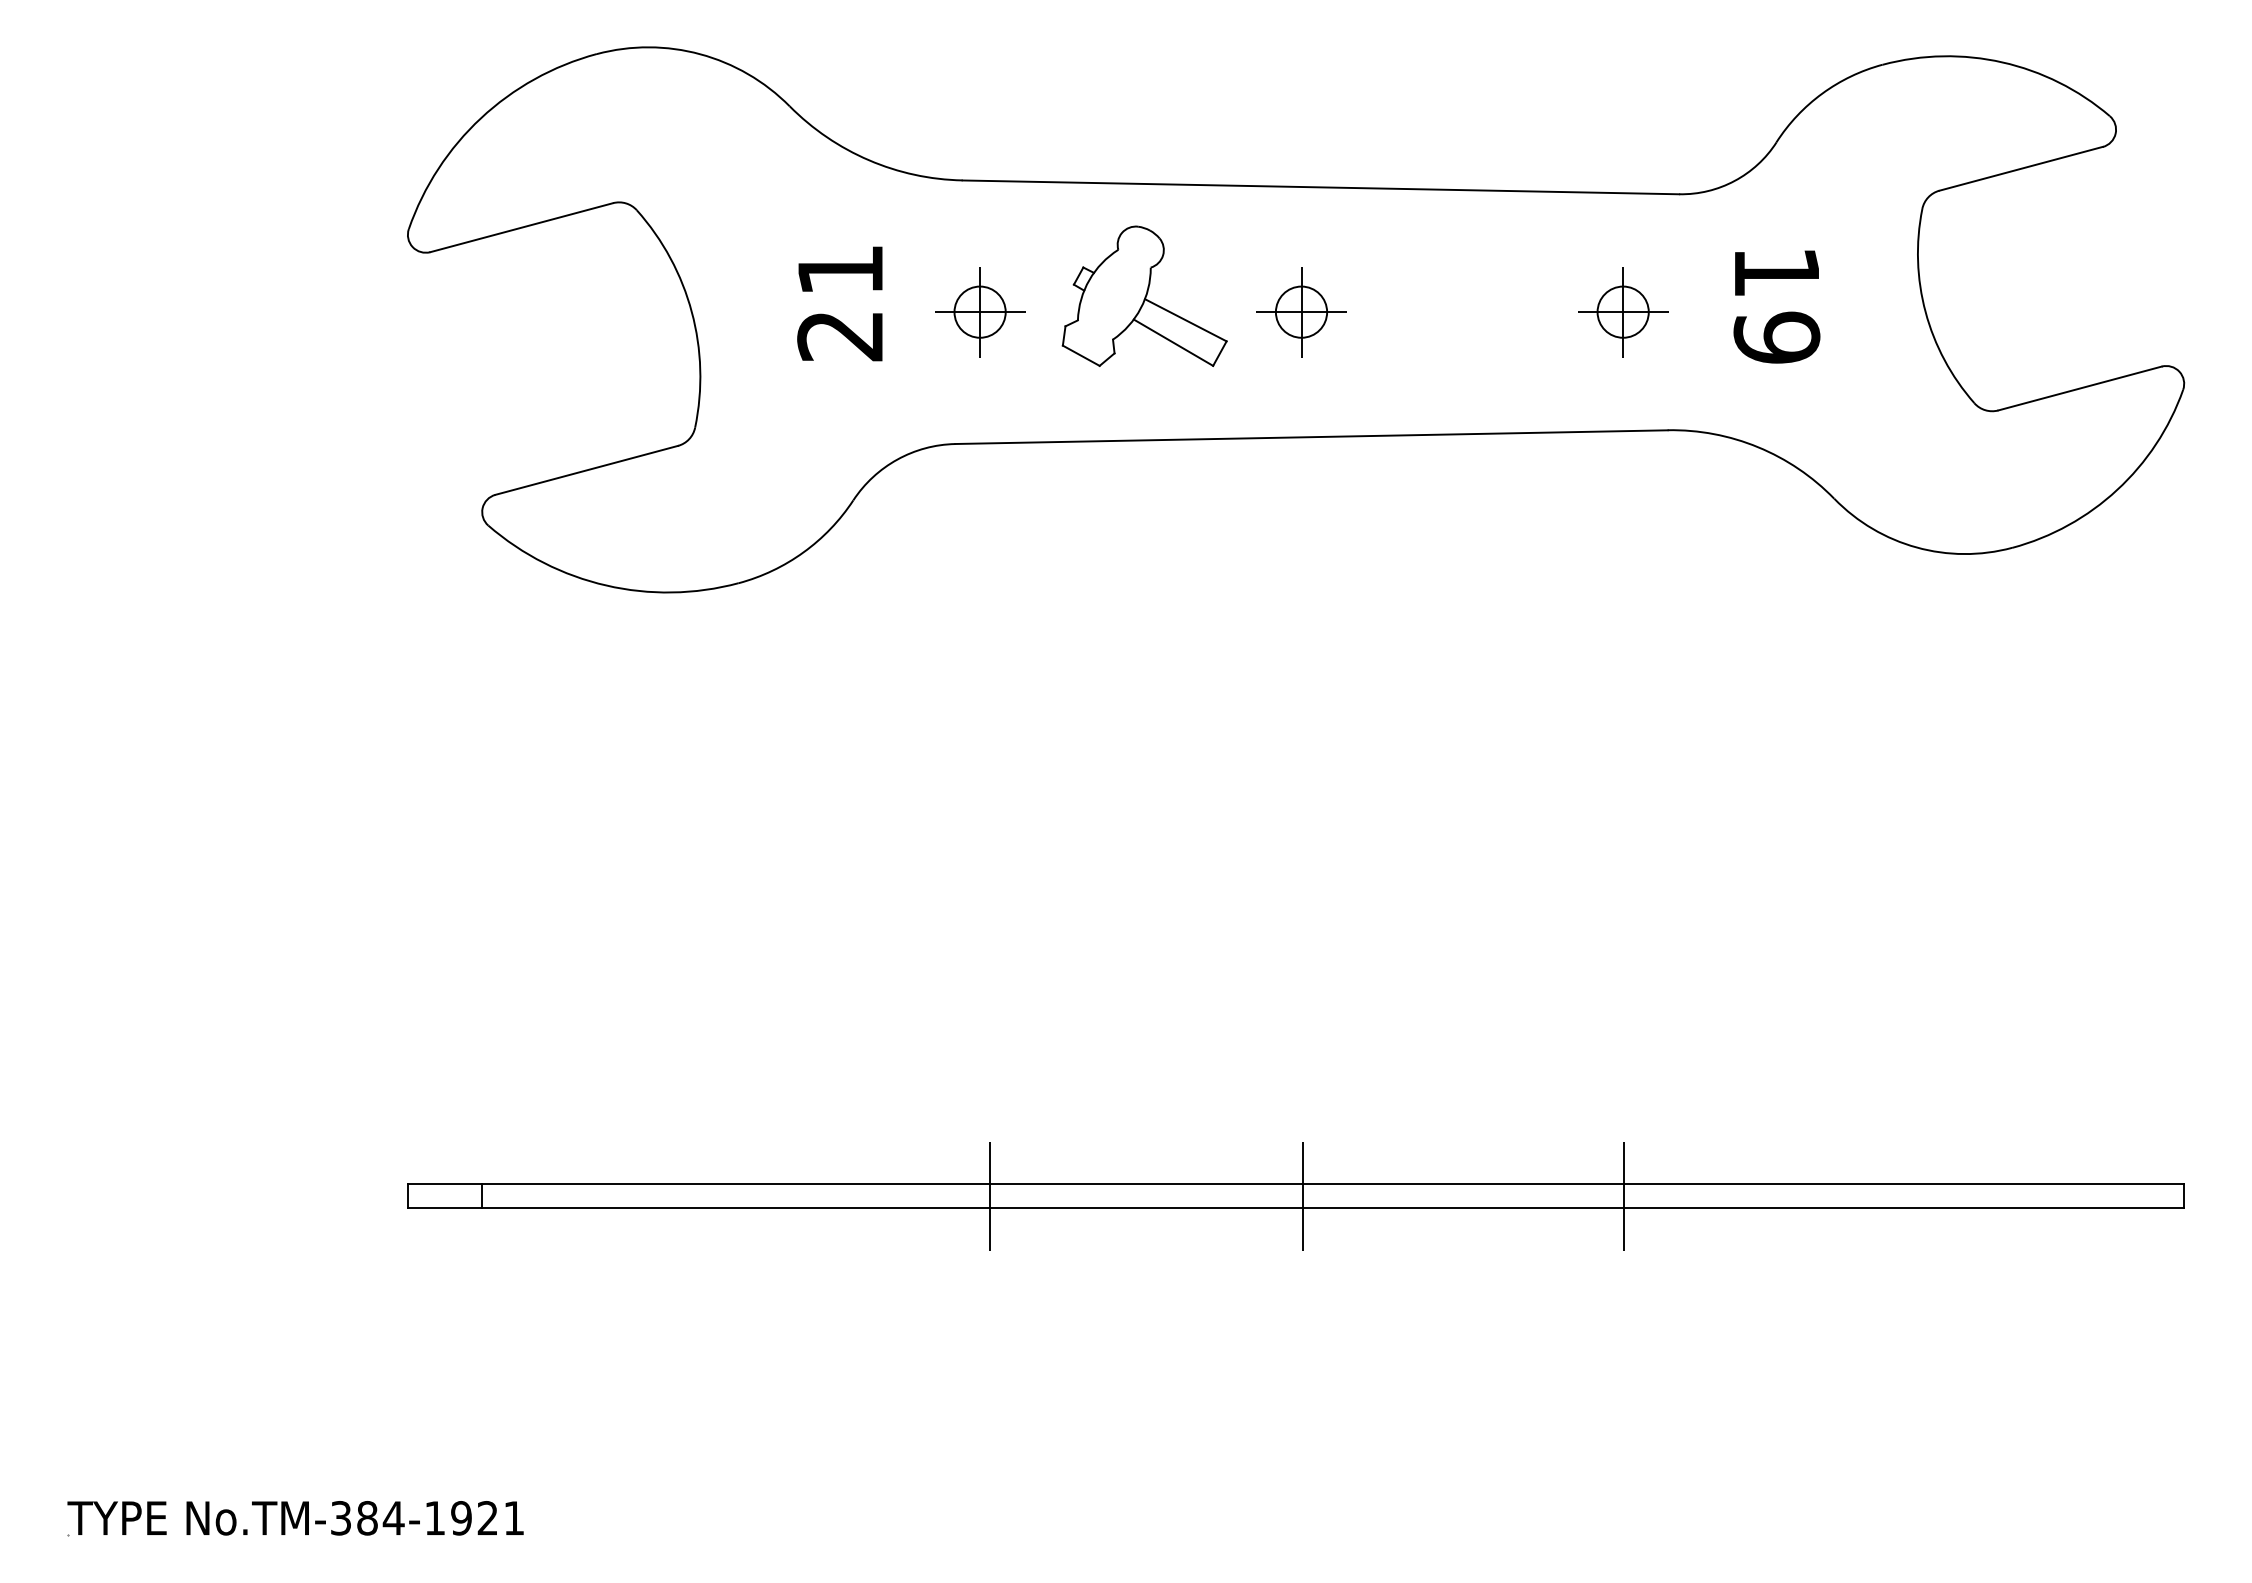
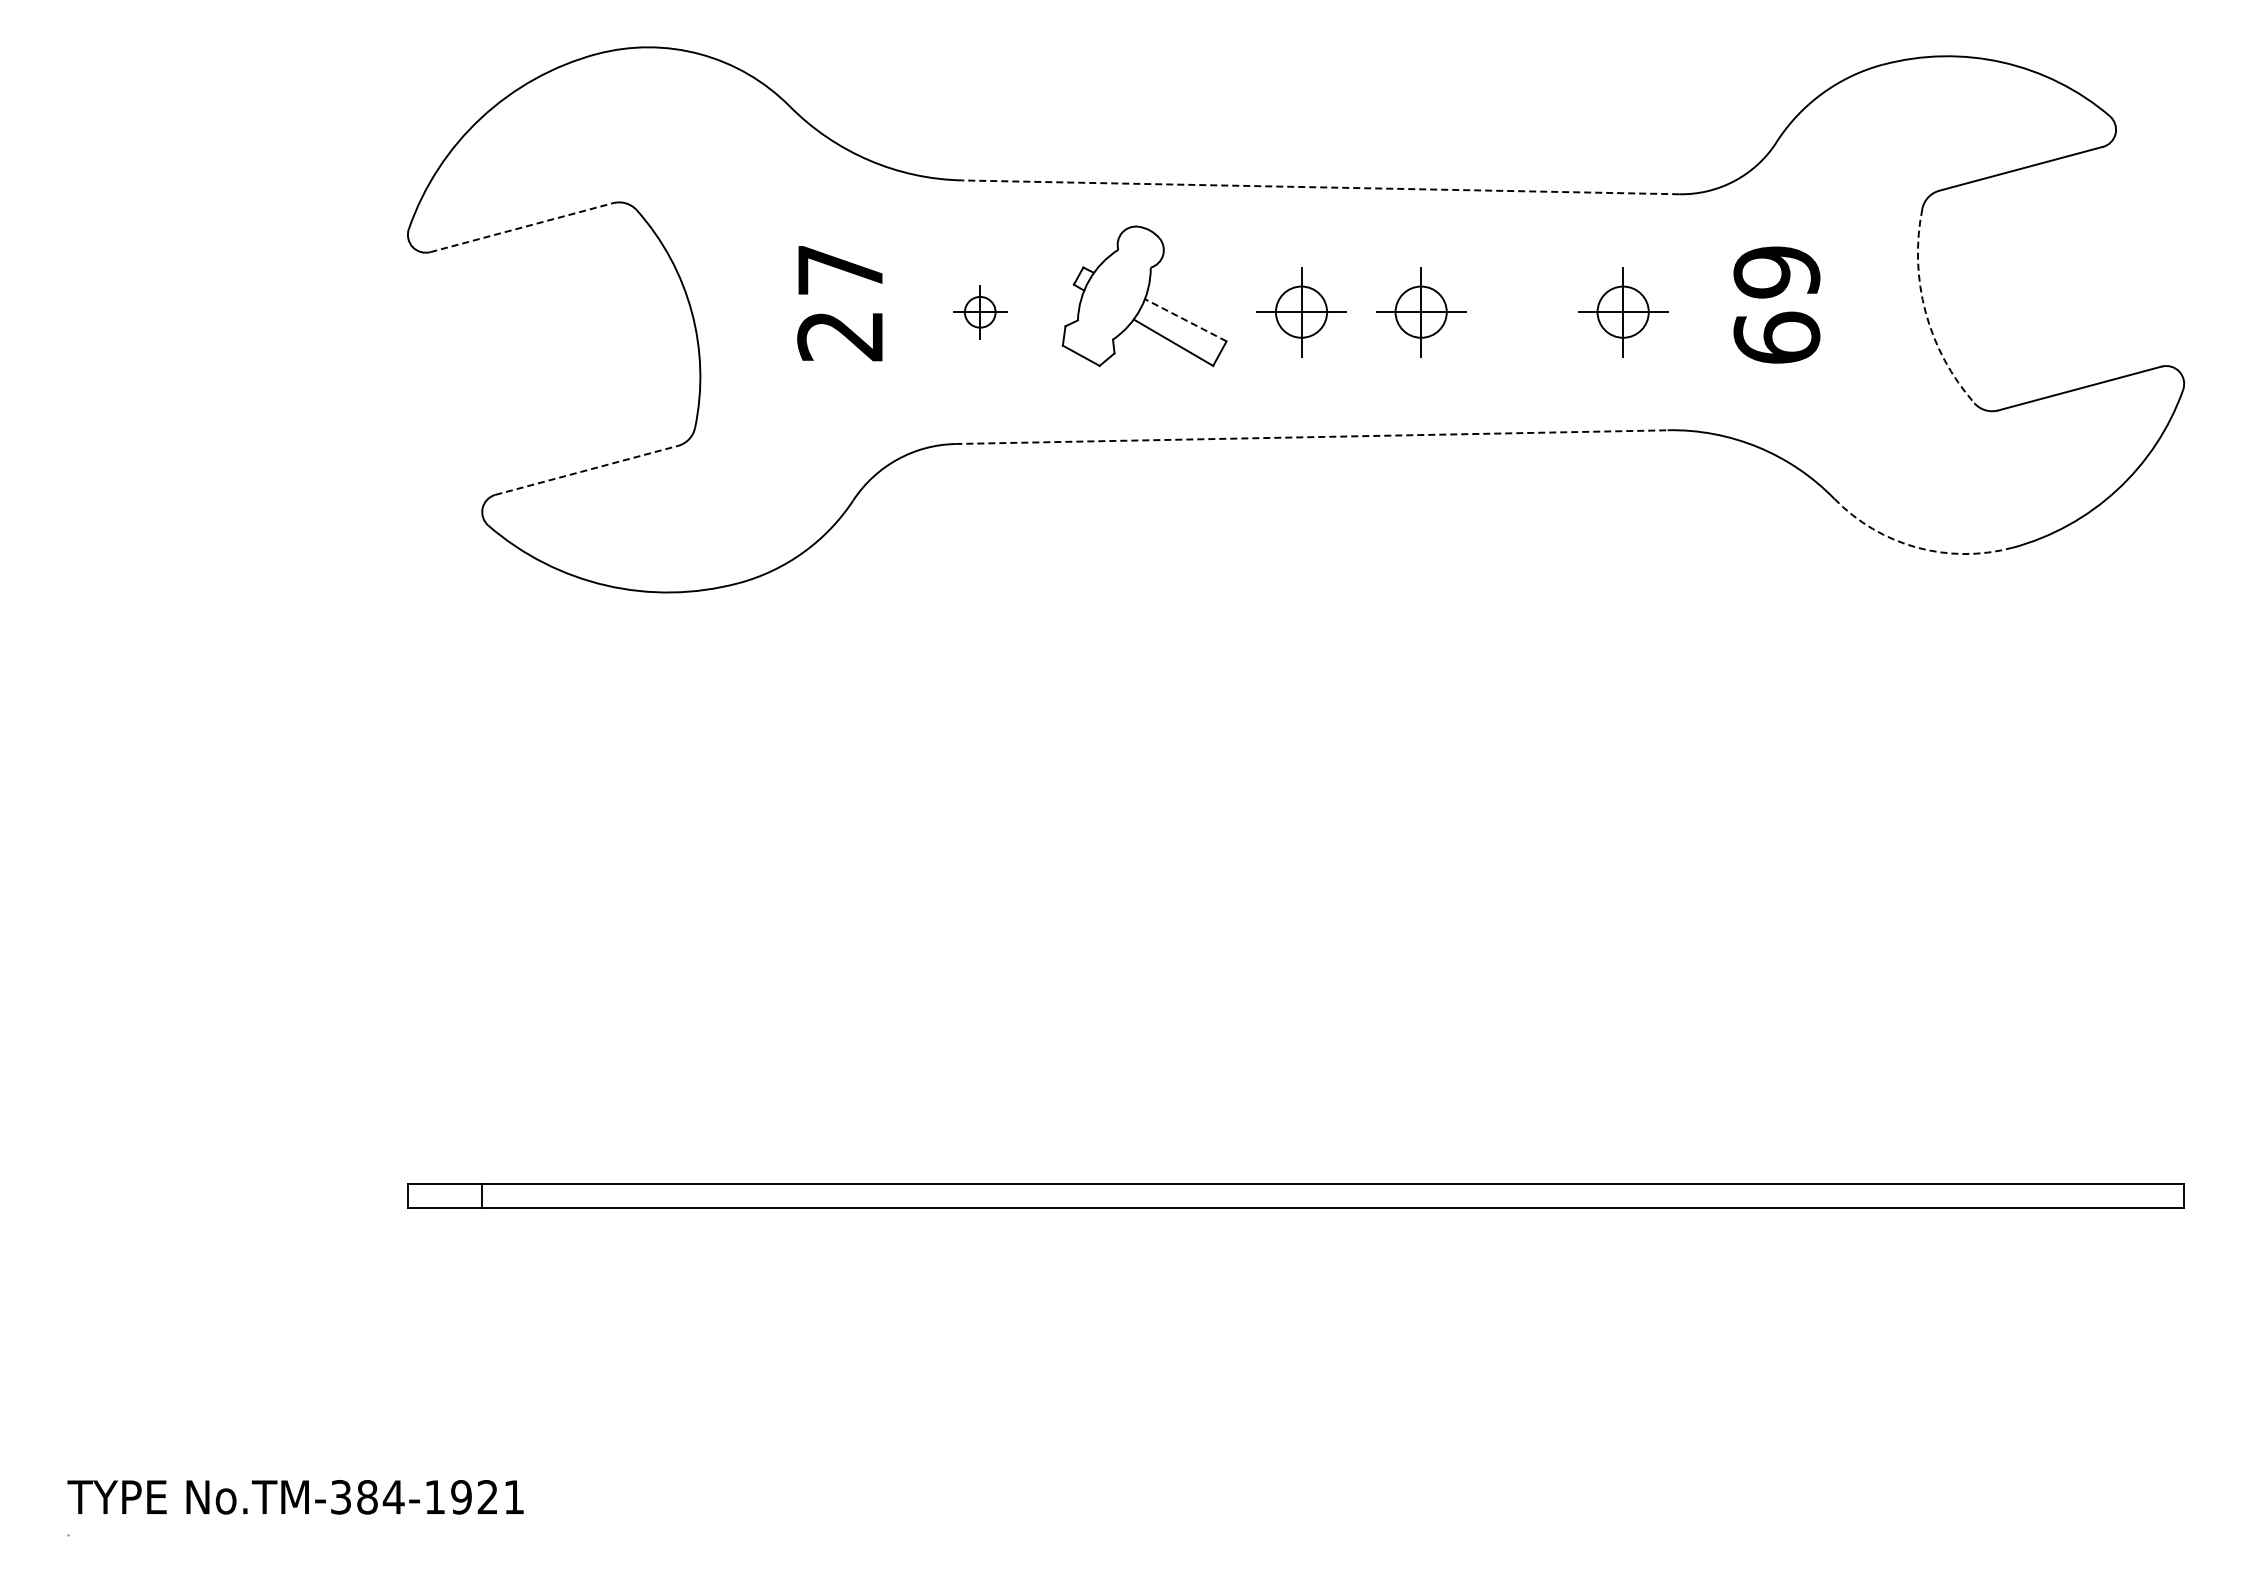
line: solid -> dashed (1320, 187)
line: solid -> dashed (521, 227)
text: 21 -> 27 (840, 270)
text: 19 -> 69 (1776, 272)
part size: 91x91 px -> 55x55 px (980, 312)
part: none -> present (1421, 312)
arc: solid -> dashed (1925, 312)
line: solid -> dashed (1185, 320)
line: solid -> dashed (1312, 437)
line: solid -> dashed (586, 470)
arc: solid -> dashed (1916, 547)
line: present -> none (989, 1196)
line: present -> none (1302, 1196)
line: present -> none (1624, 1196)
text position: (295, 1518) -> (295, 1497) (295, 1497)
